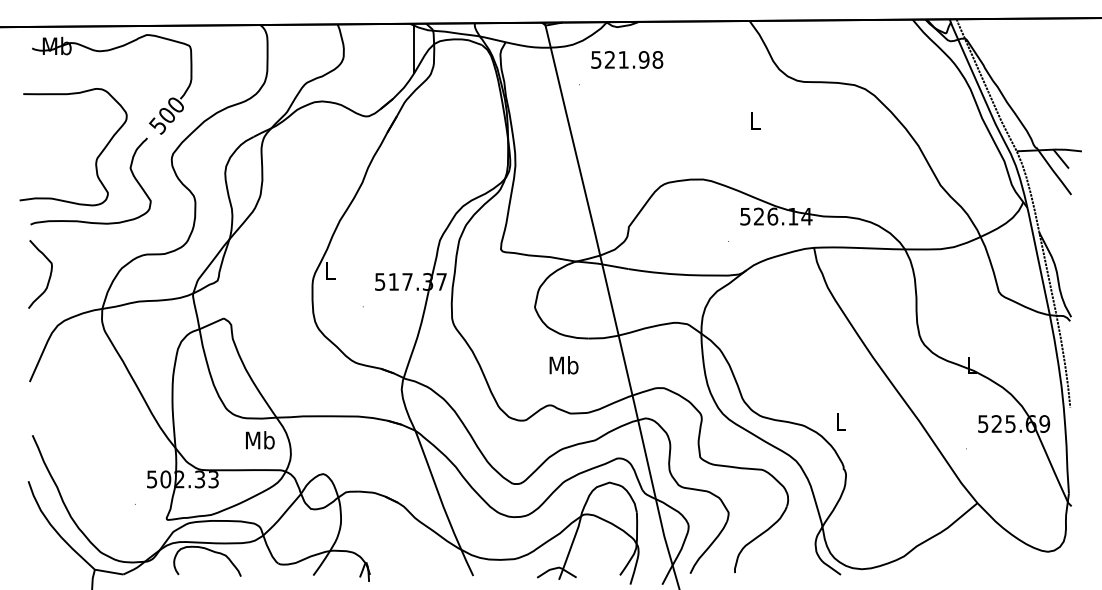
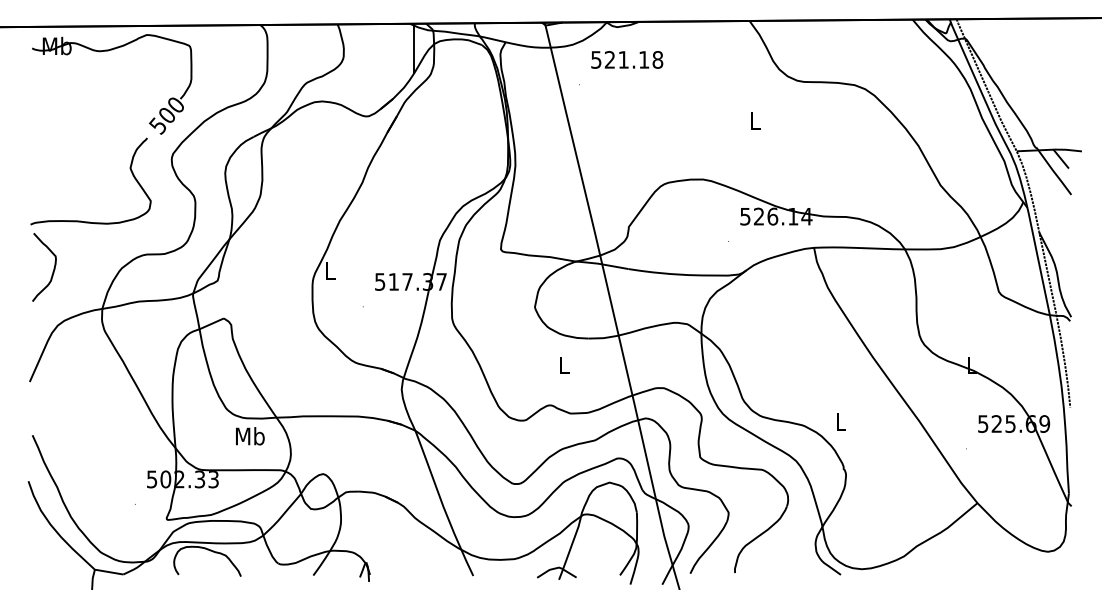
text: 521.98 -> 521.18 (643, 59)
curve: present -> none (96, 157)
curve position: (48, 278) -> (52, 271) (52, 271)
text: Mb -> L (563, 365)
text position: (260, 440) -> (250, 436) (250, 436)
